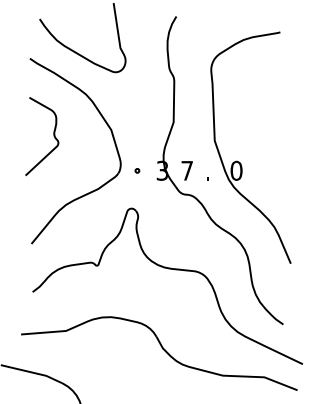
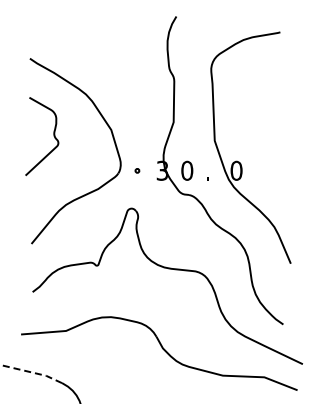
curve: present -> none (74, 50)
text: 7 -> 0 (187, 170)
line: solid -> dashed (32, 372)
